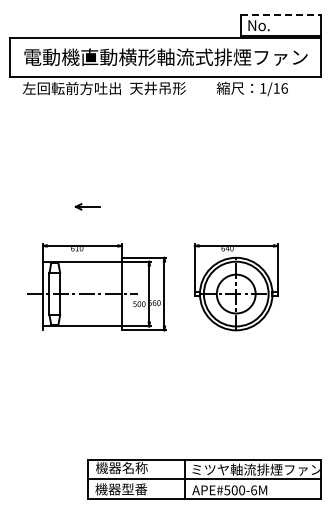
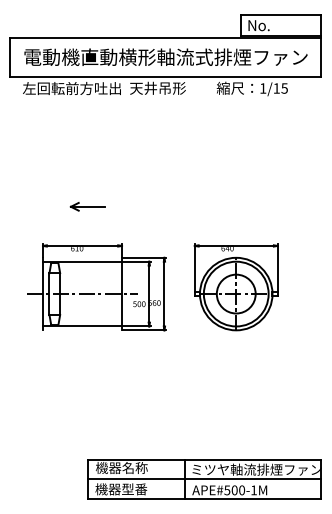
line: dashed -> solid (281, 15)
text: 1/16 -> 1/15 (284, 88)
part size: 27x8 px -> 37x10 px (87, 206)
text: APE#500-6M -> APE#500-1M (254, 490)
